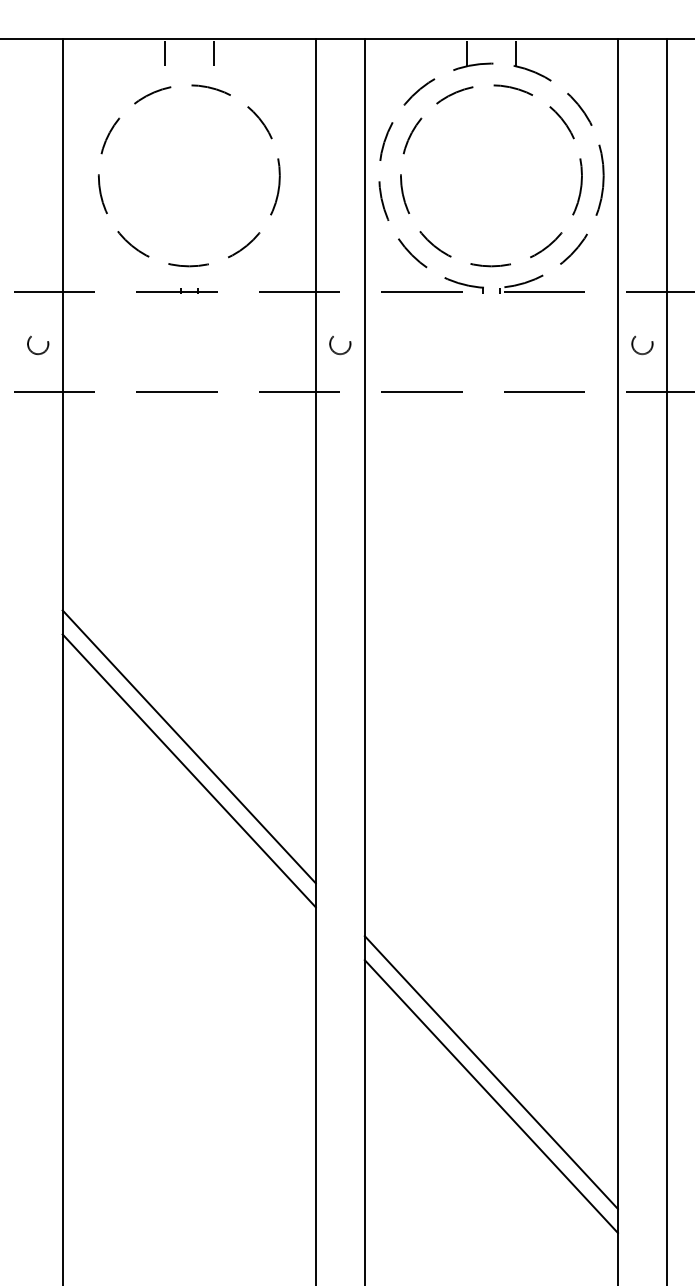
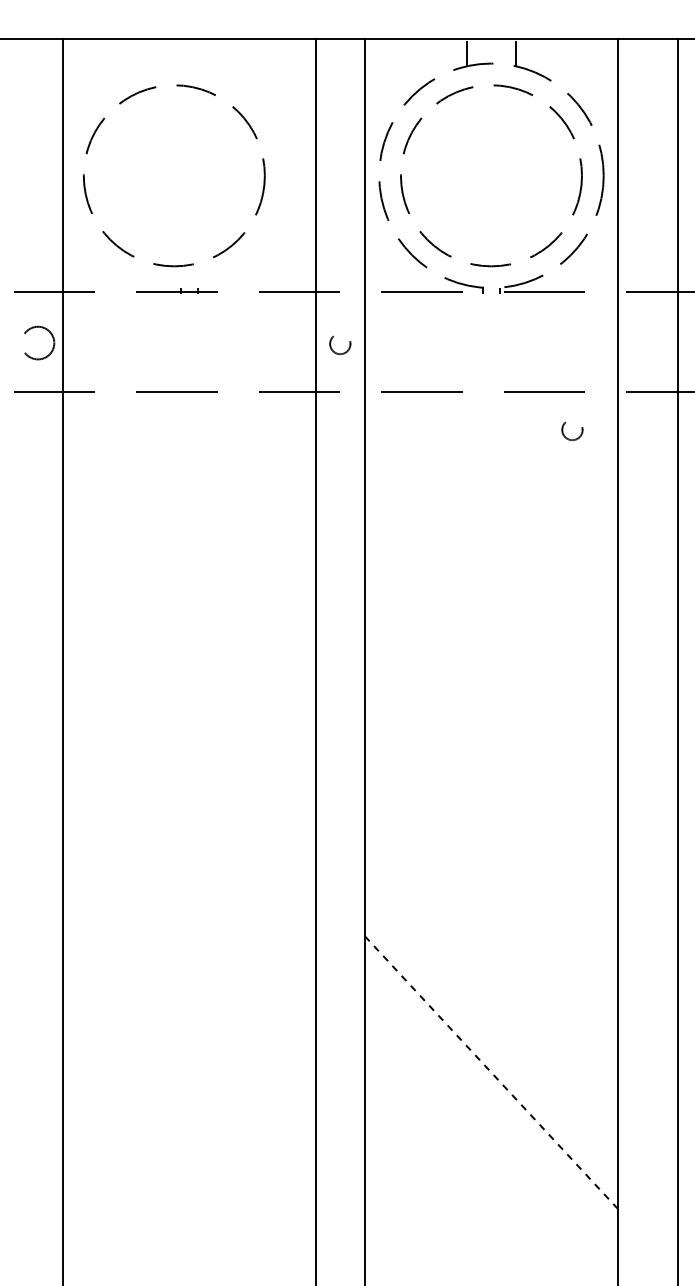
line: present -> none (164, 53)
line: present -> none (213, 53)
circle position: (189, 175) -> (174, 175) (174, 175)
circle size: 23x21 px -> 32x36 px (39, 342)
circle position: (642, 345) -> (572, 431) (572, 431)
line position: (666, 660) -> (677, 660) (677, 660)
line: present -> none (188, 746)
line: present -> none (188, 770)
line: solid -> dashed (491, 1072)
line: present -> none (490, 1096)
